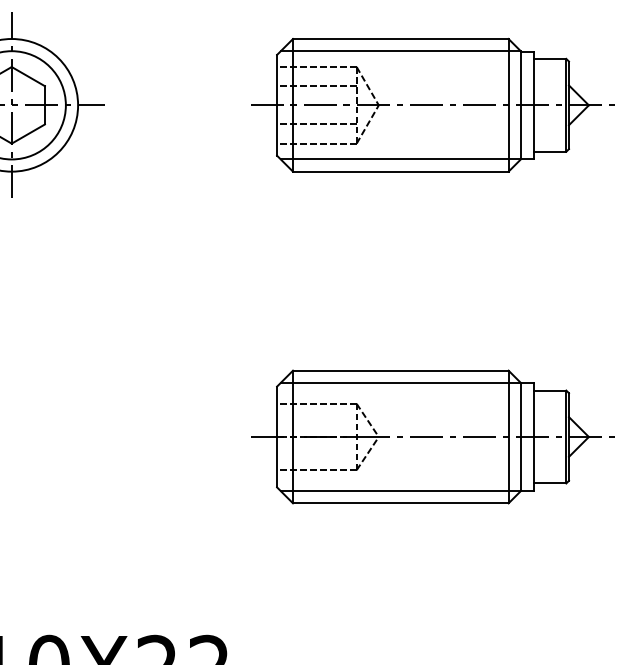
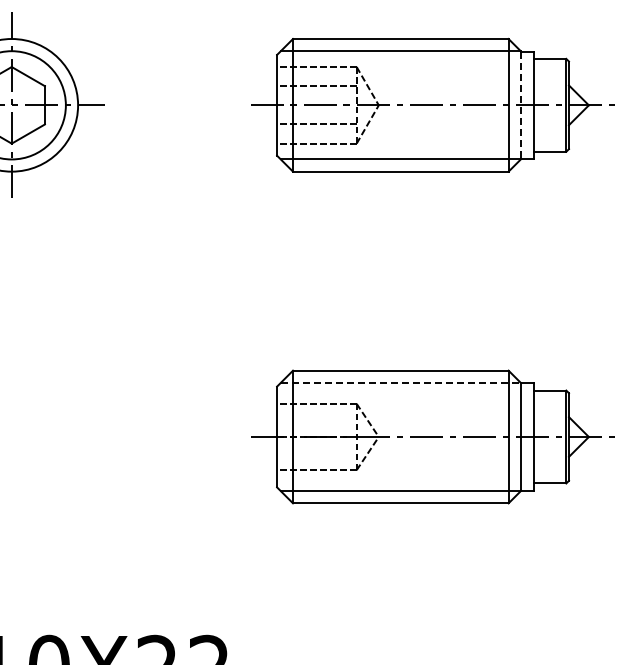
line: solid -> dashed (521, 105)
line: solid -> dashed (400, 382)
